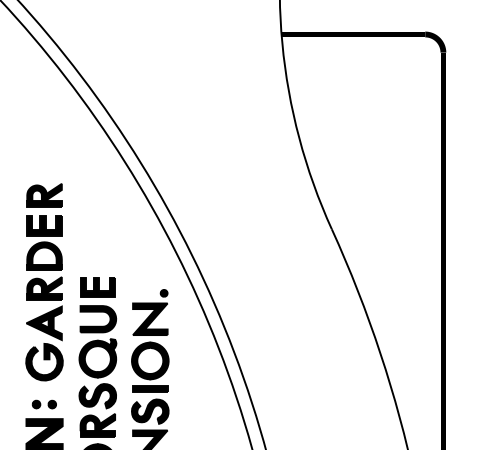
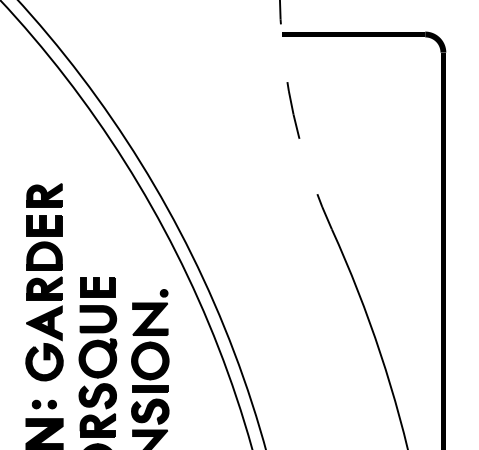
arc: solid -> dashed (294, 117)
